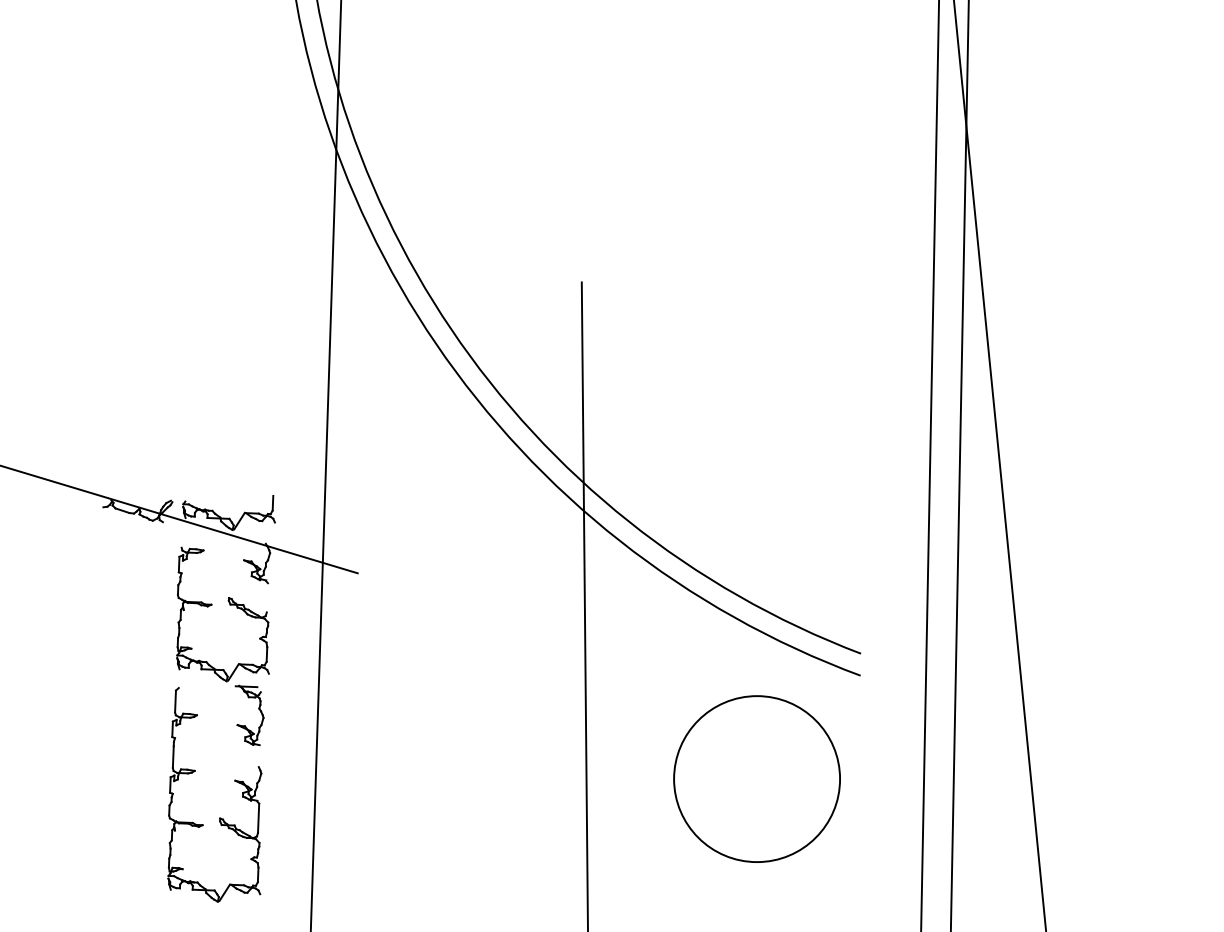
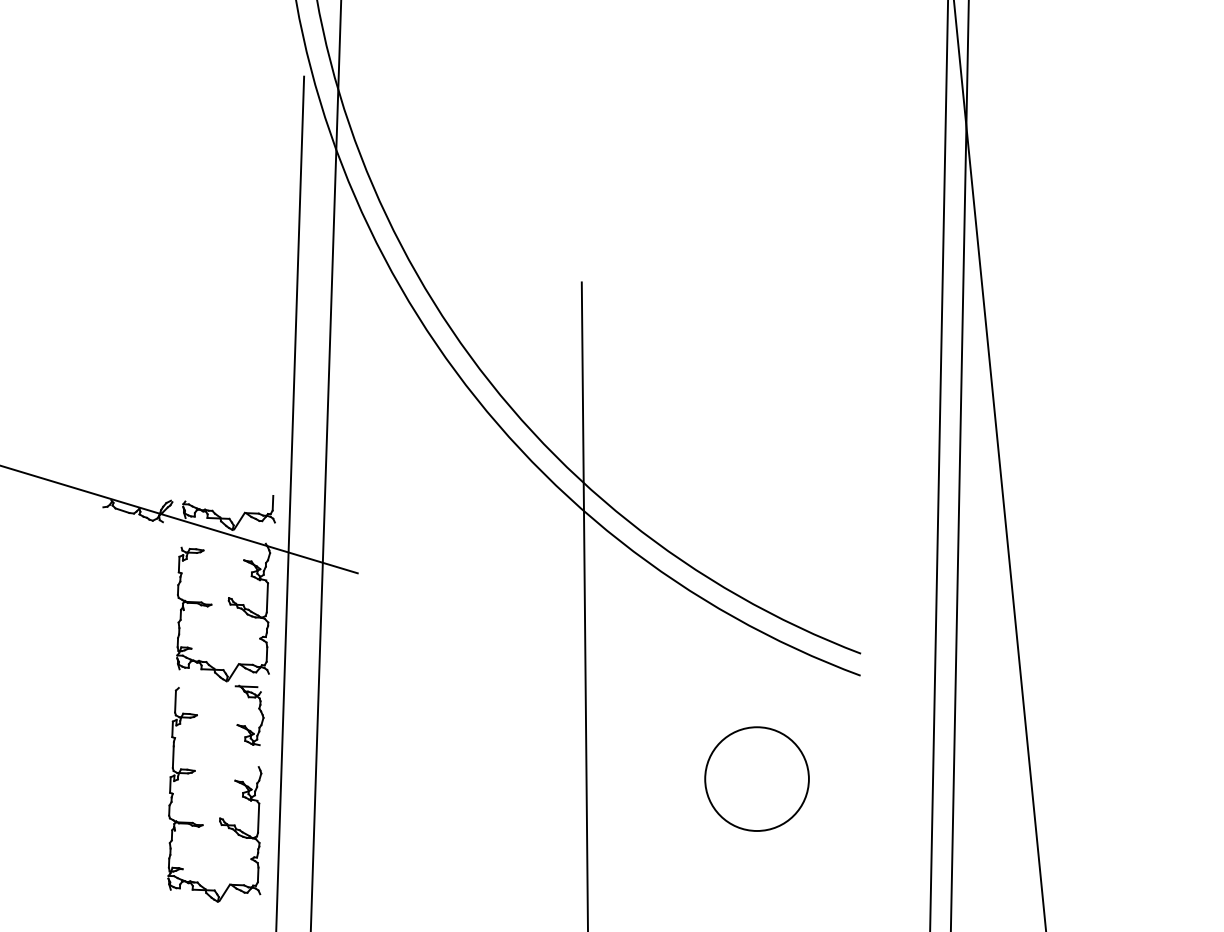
line position: (930, 465) -> (939, 465) (939, 465)
line: none -> present (290, 502)
line: none -> present (266, 597)
circle diameter: 166 px -> 104 px (756, 778)
